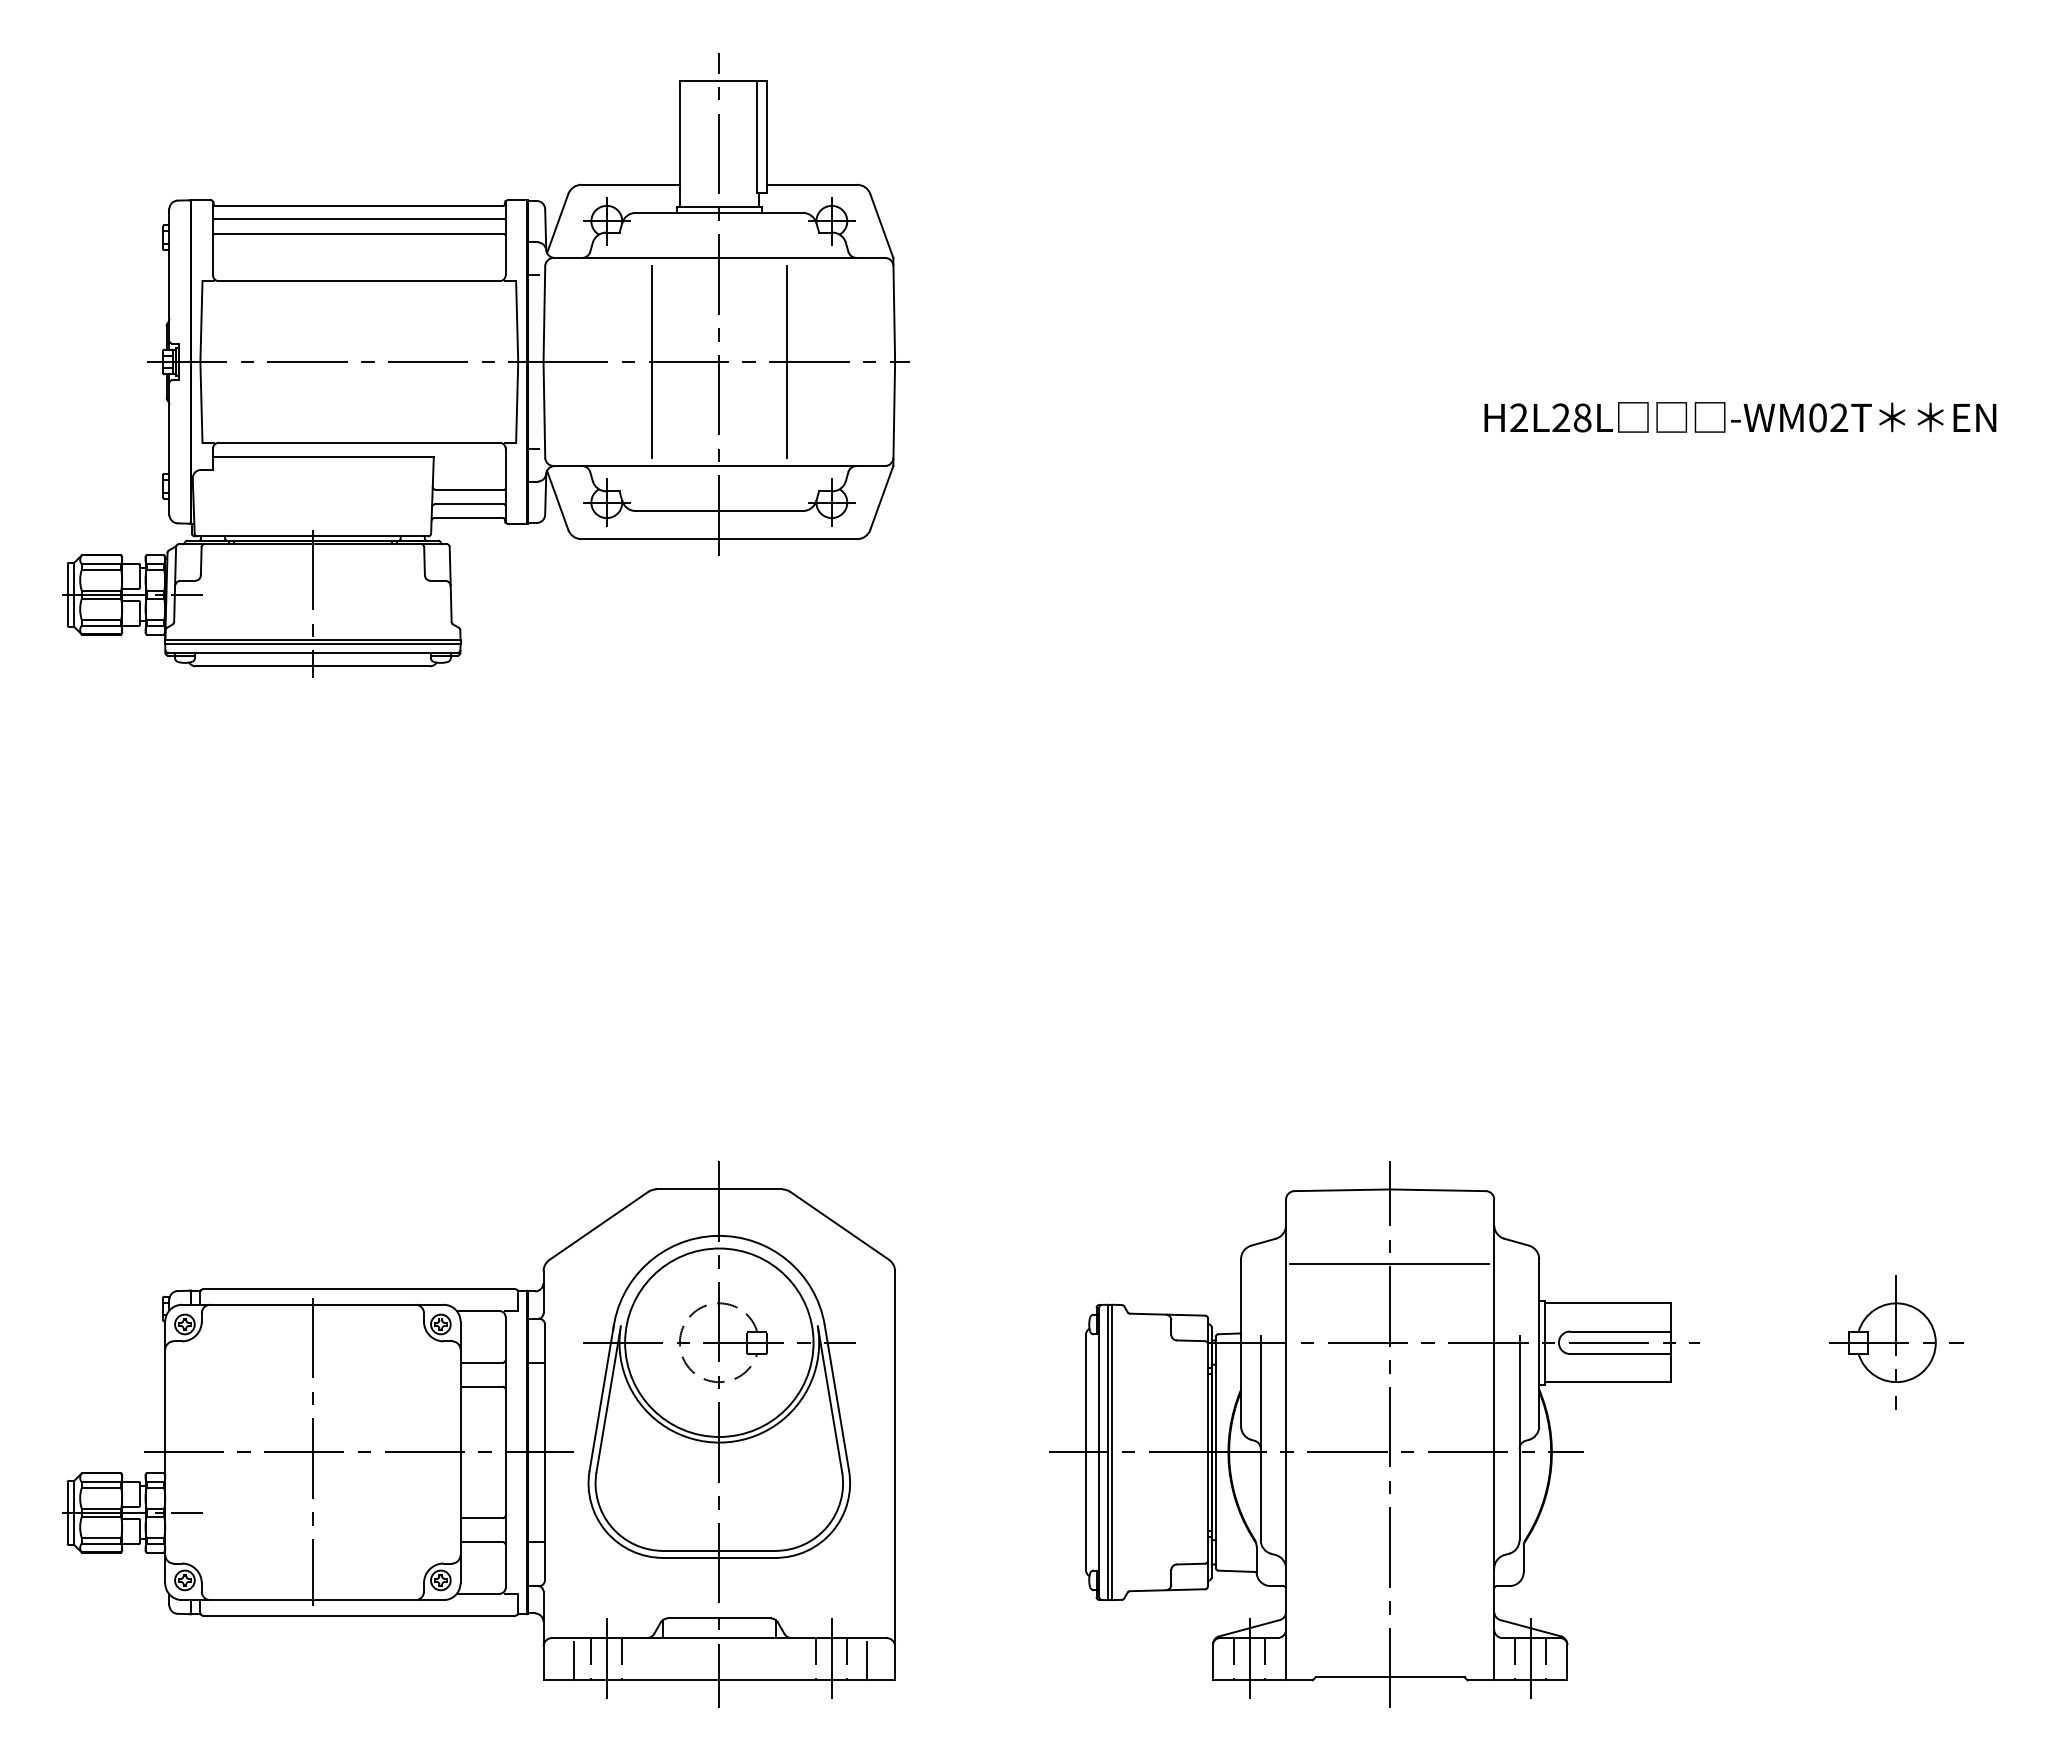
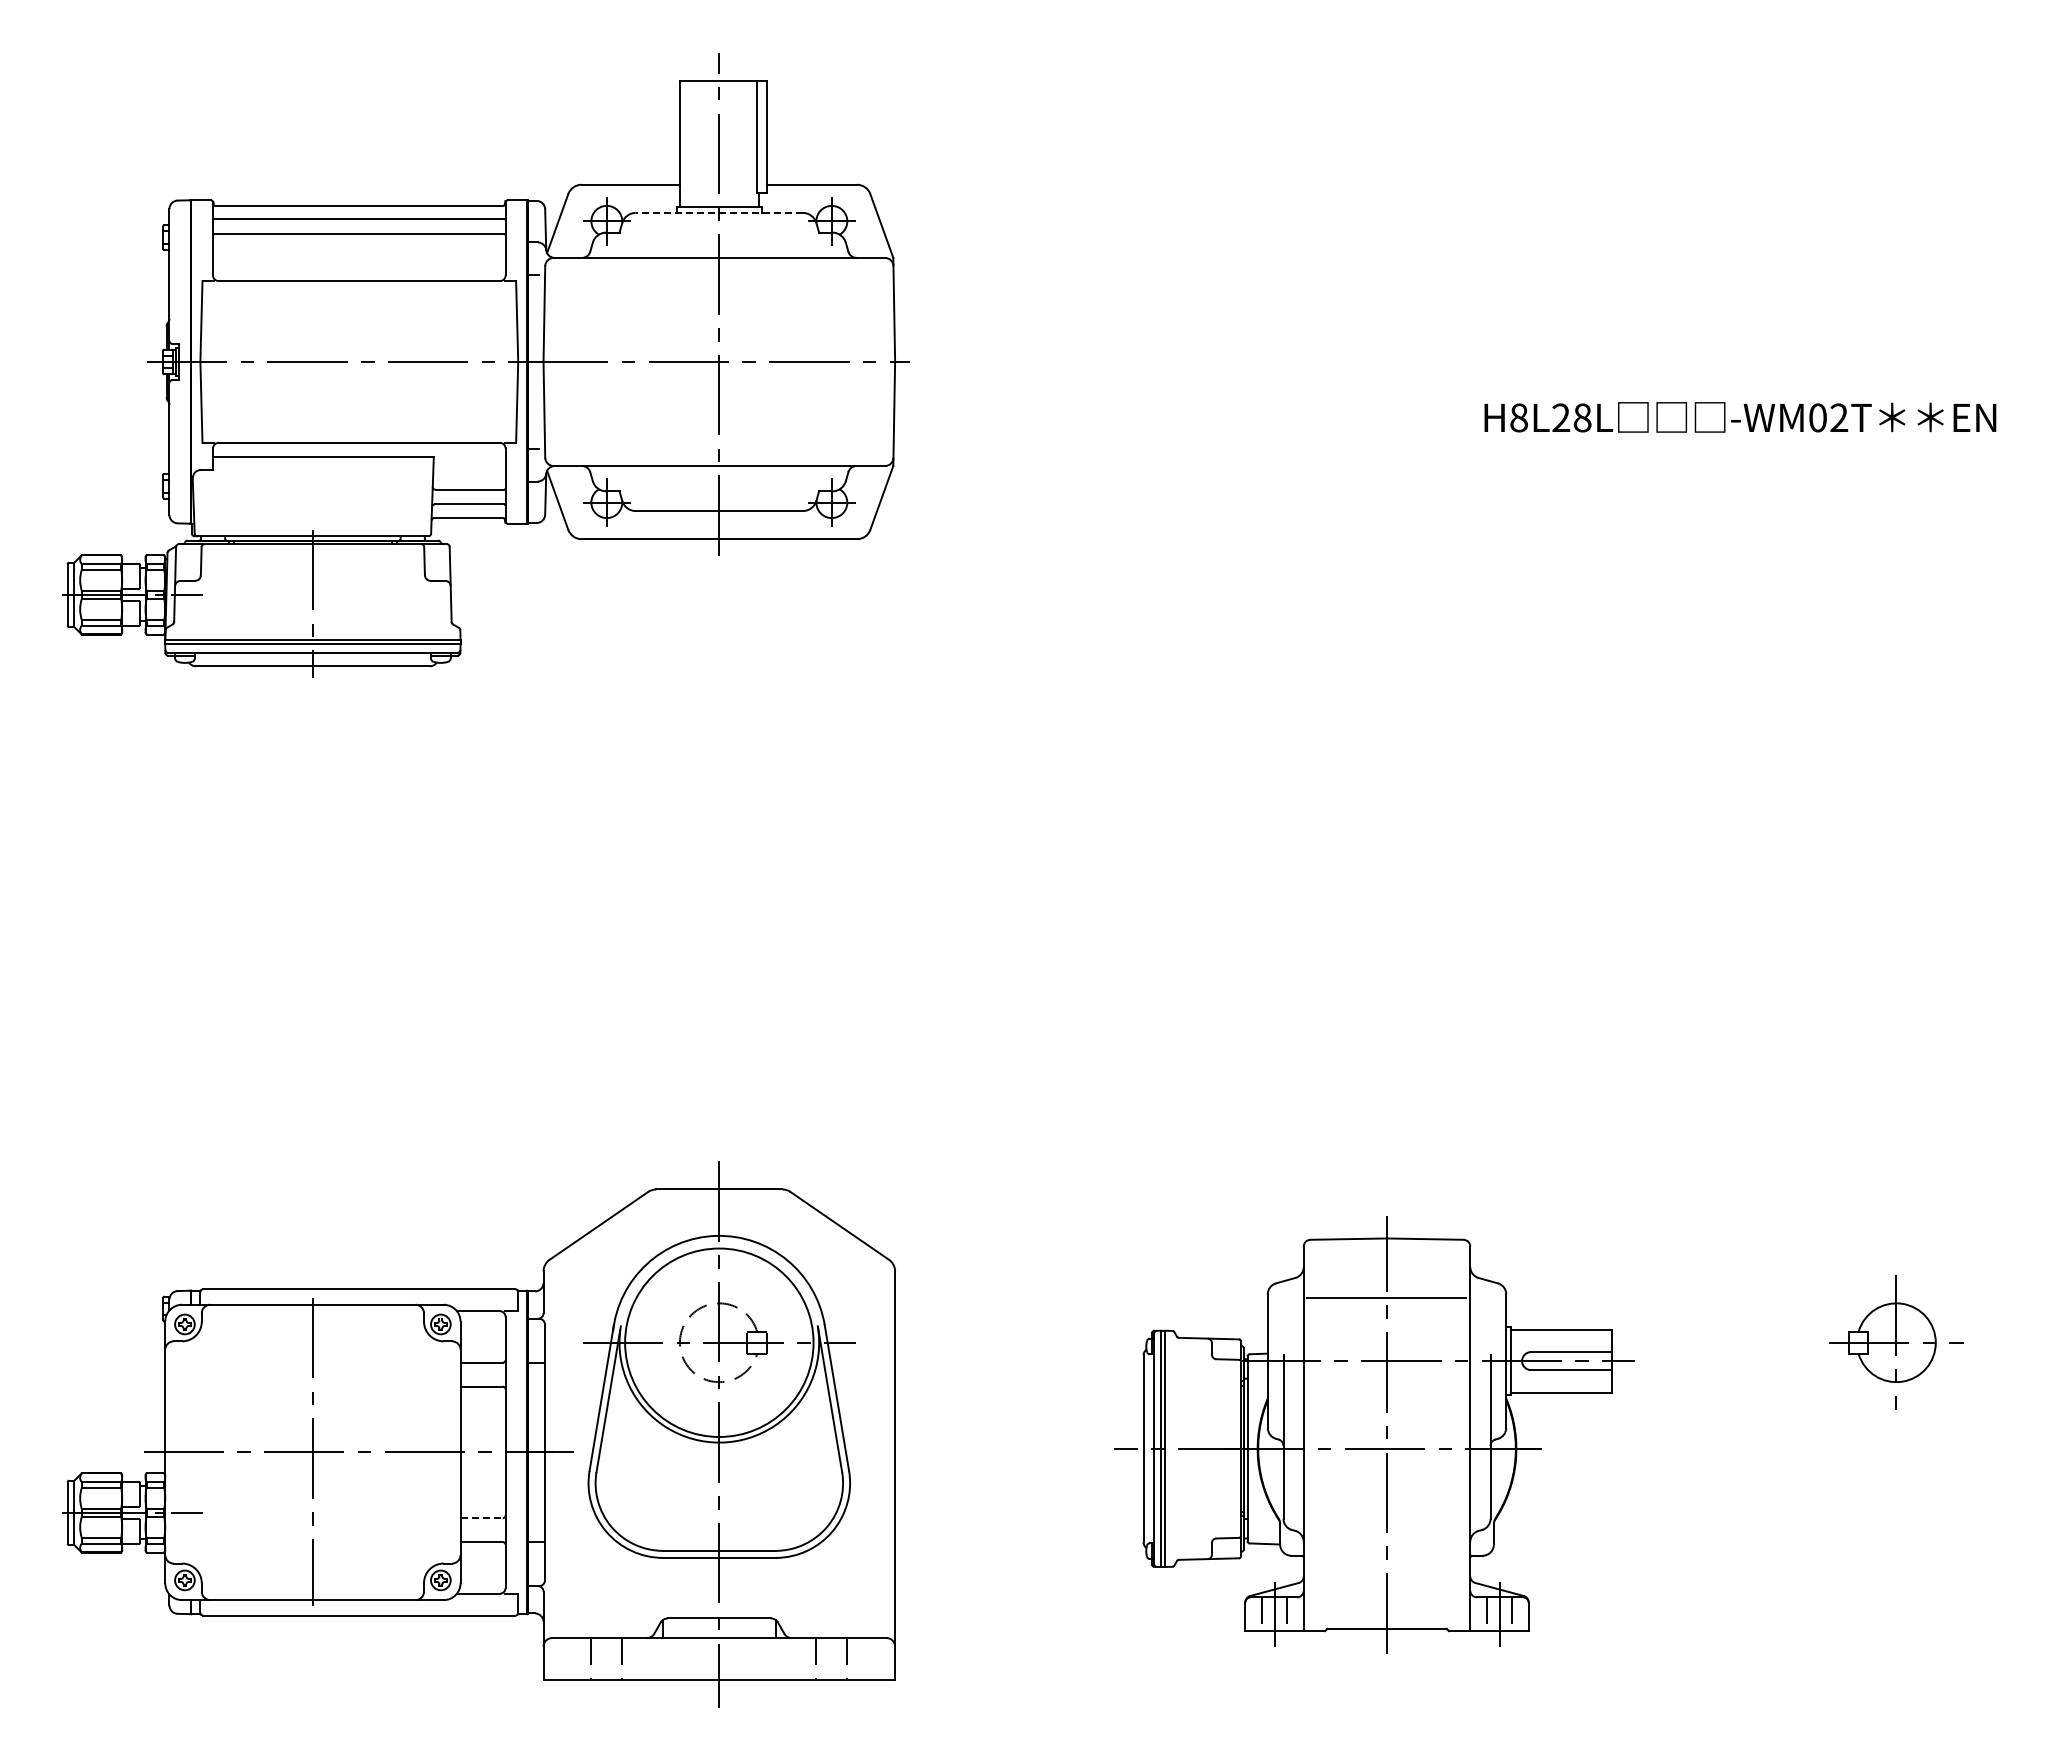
line: solid -> dashed (719, 212)
line: present -> none (651, 361)
line: present -> none (786, 361)
text: H2L28L -> H8L28L (1519, 417)
part size: 651x547 px -> 521x438 px (1374, 1434)
line: solid -> dashed (482, 1518)
line: present -> none (606, 1658)
line: present -> none (831, 1658)
line: present -> none (574, 1661)
line: present -> none (867, 1661)
